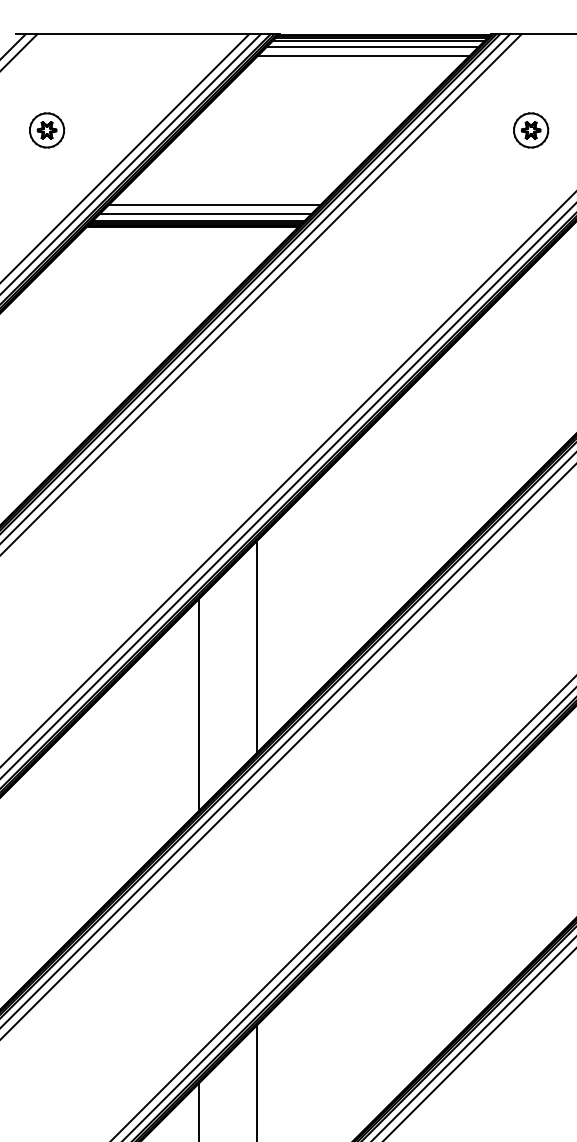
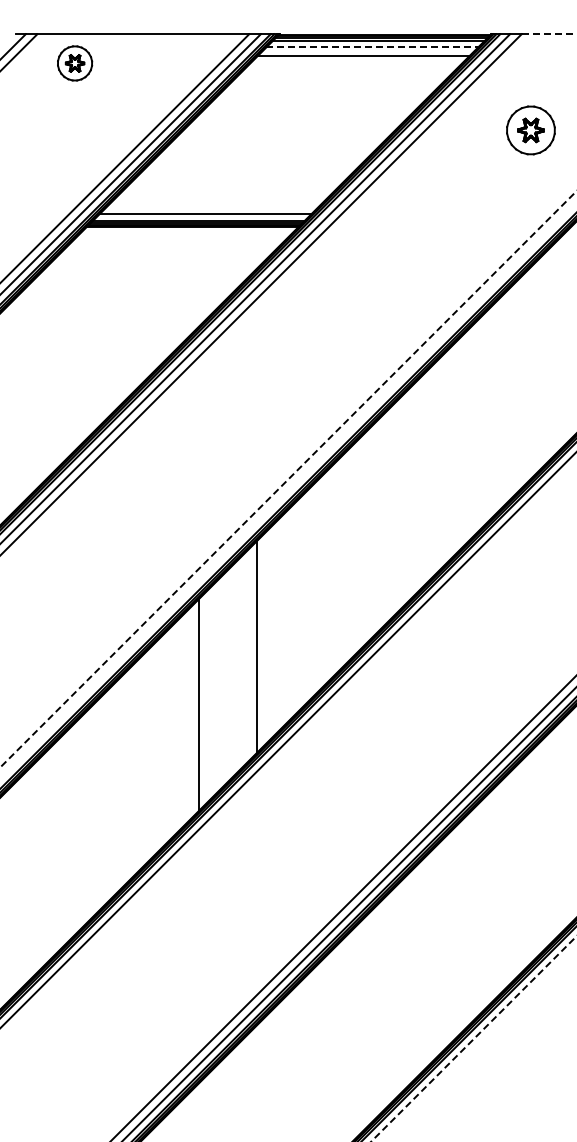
line: solid -> dashed (549, 34)
line: solid -> dashed (372, 47)
part position: (47, 130) -> (75, 63) (75, 63)
part size: 37x37 px -> 50x51 px (530, 130)
line: present -> none (214, 205)
line: solid -> dashed (288, 478)
line: present -> none (287, 490)
line: present -> none (287, 751)
line: solid -> dashed (473, 1039)
line: present -> none (479, 1044)
line: present -> none (256, 1081)
line: present -> none (198, 1110)
